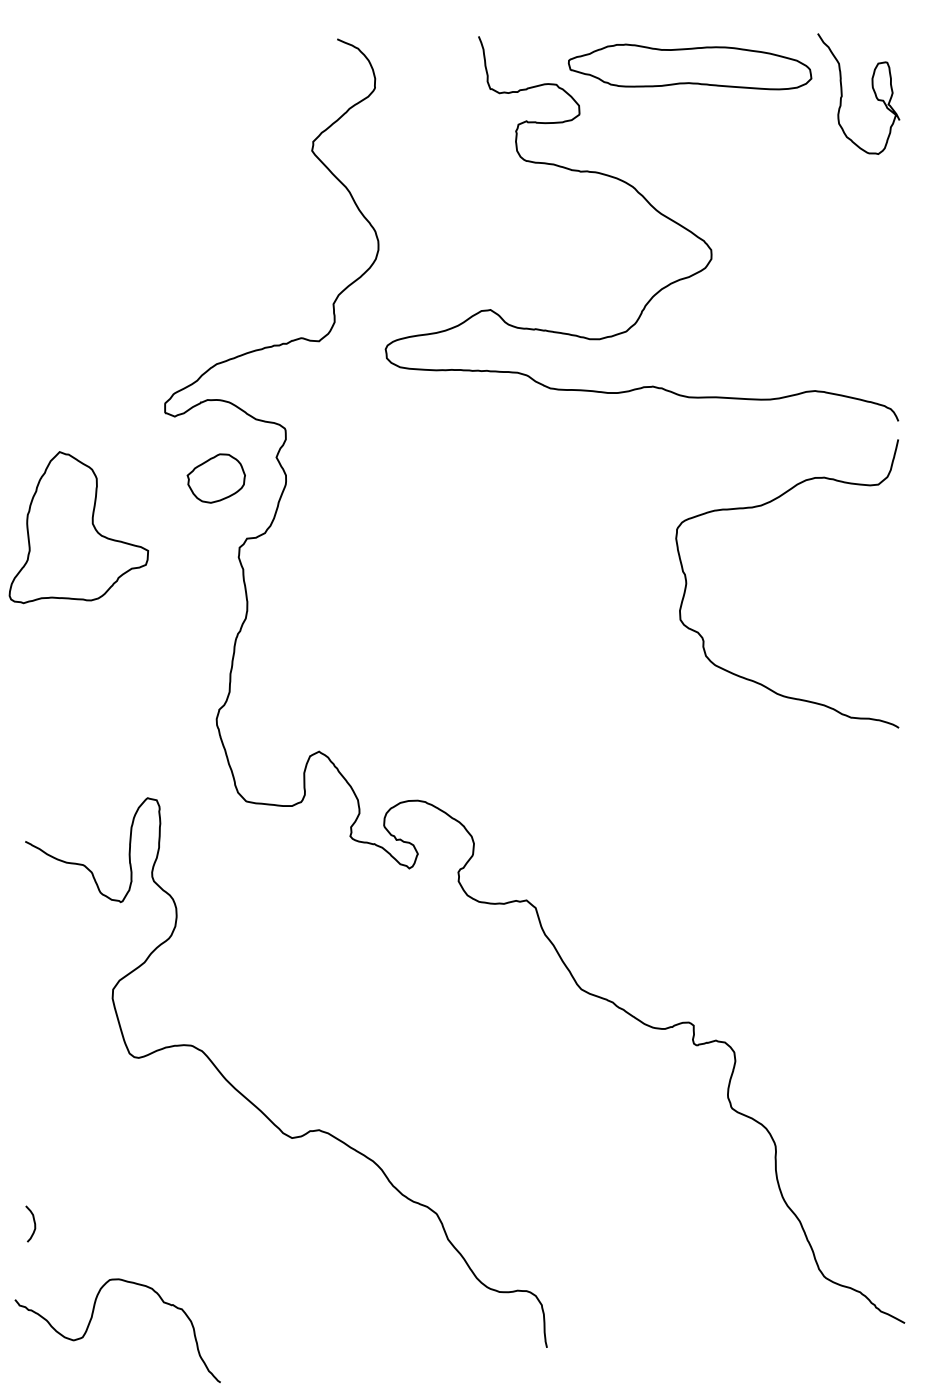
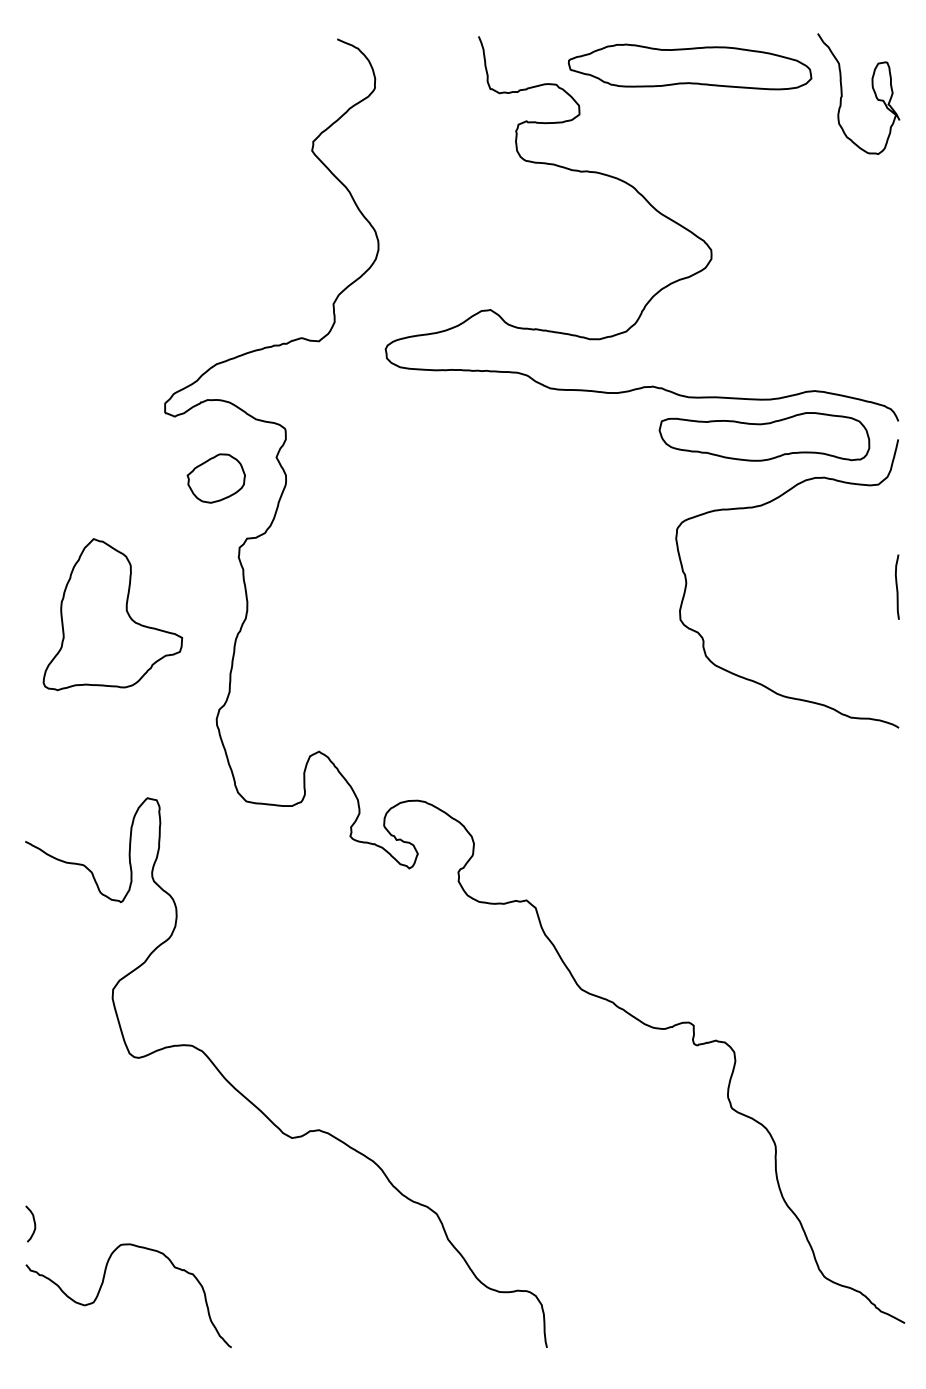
part: none -> present (764, 436)
part position: (78, 527) -> (112, 614) (112, 614)
curve: none -> present (896, 586)
curve position: (92, 1318) -> (103, 1283) (103, 1283)
